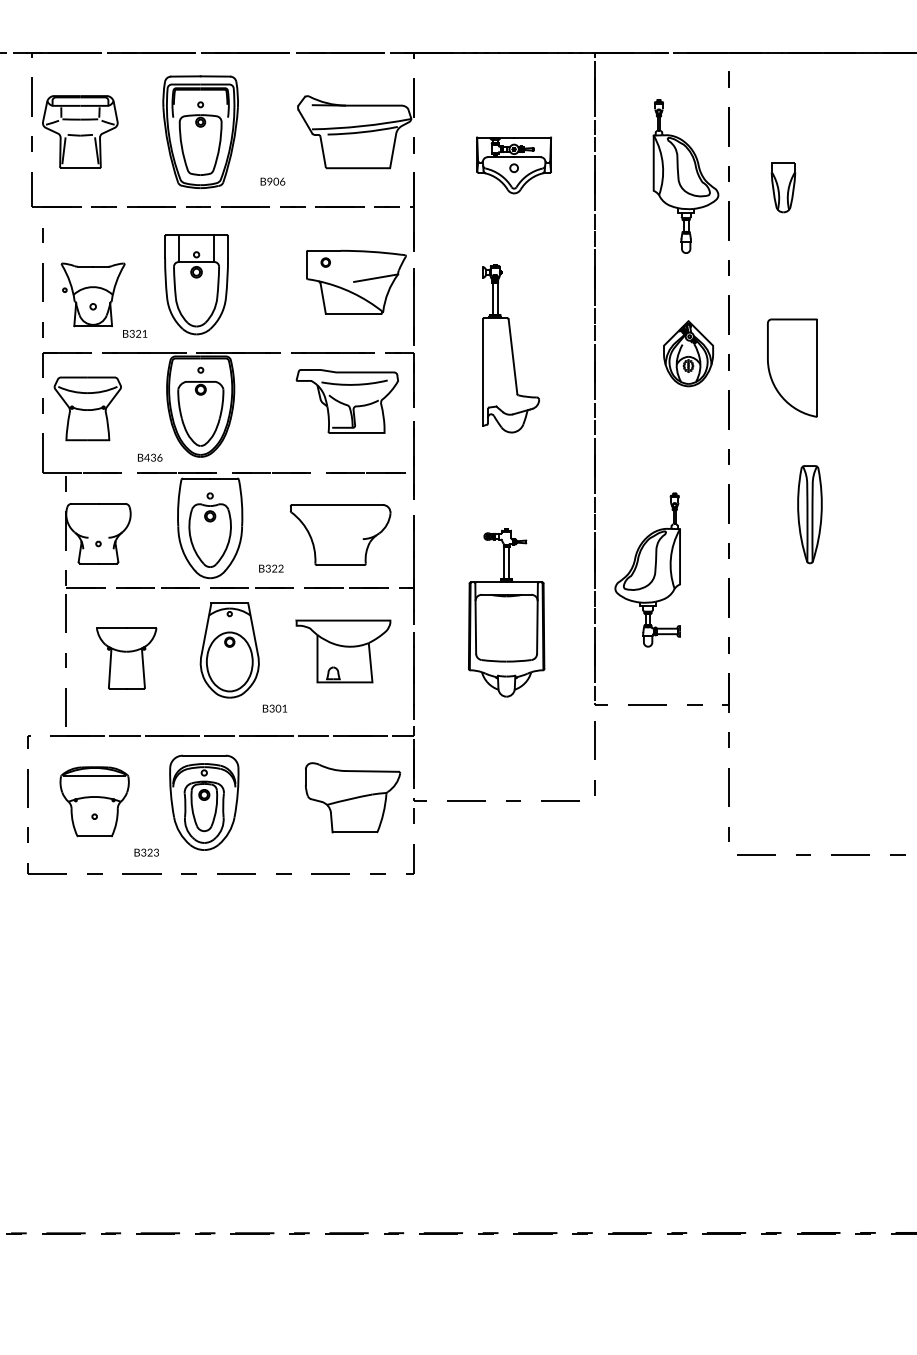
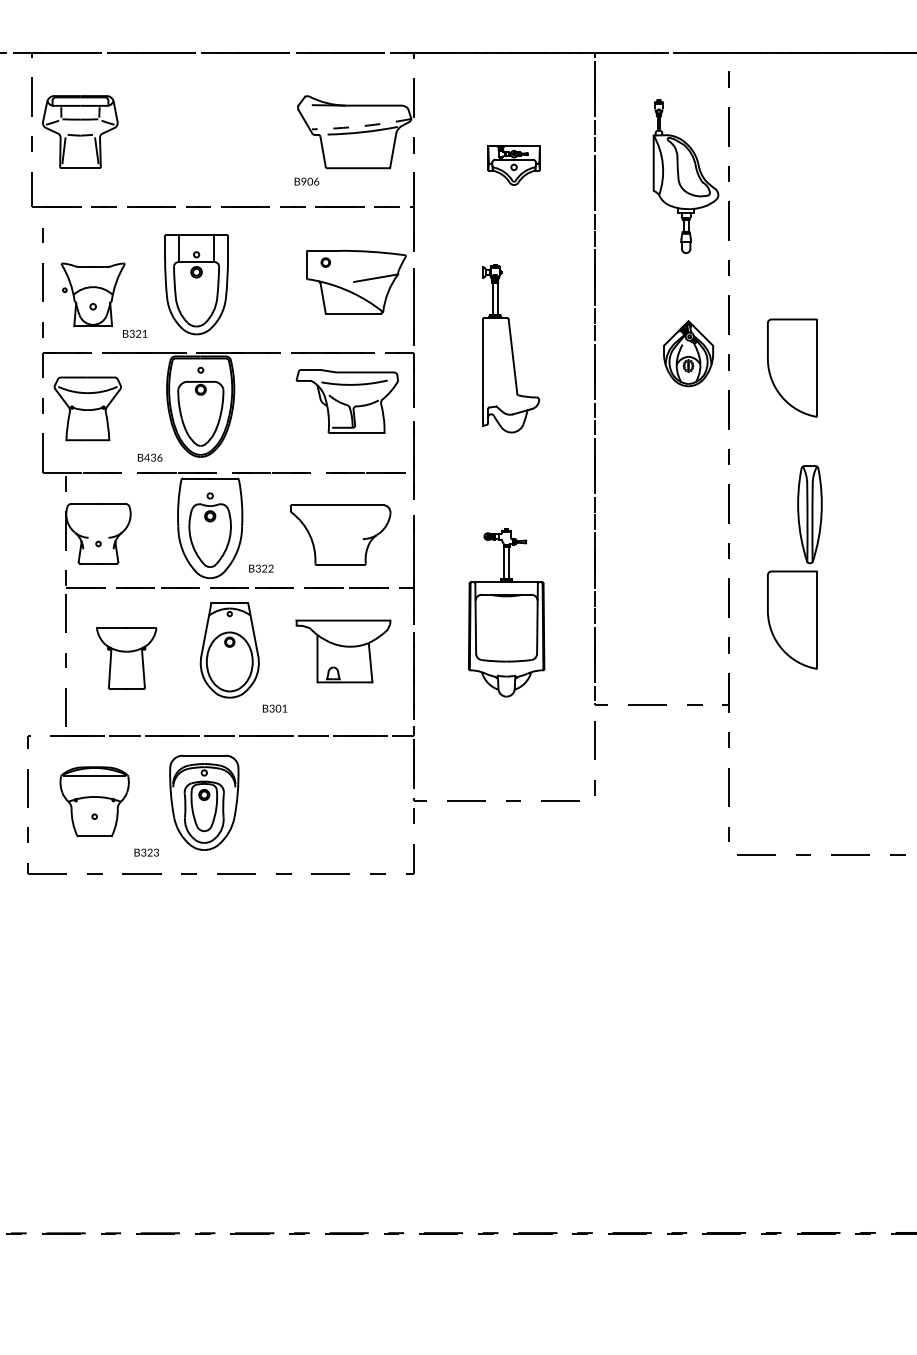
line: solid -> dashed (361, 126)
part: present -> none (200, 131)
part size: 76x59 px -> 54x41 px (513, 165)
text position: (272, 181) -> (306, 181) (306, 181)
part: present -> none (783, 187)
text position: (271, 568) -> (261, 568) (261, 568)
part: present -> none (647, 569)
part: none -> present (792, 619)
part: present -> none (352, 797)
